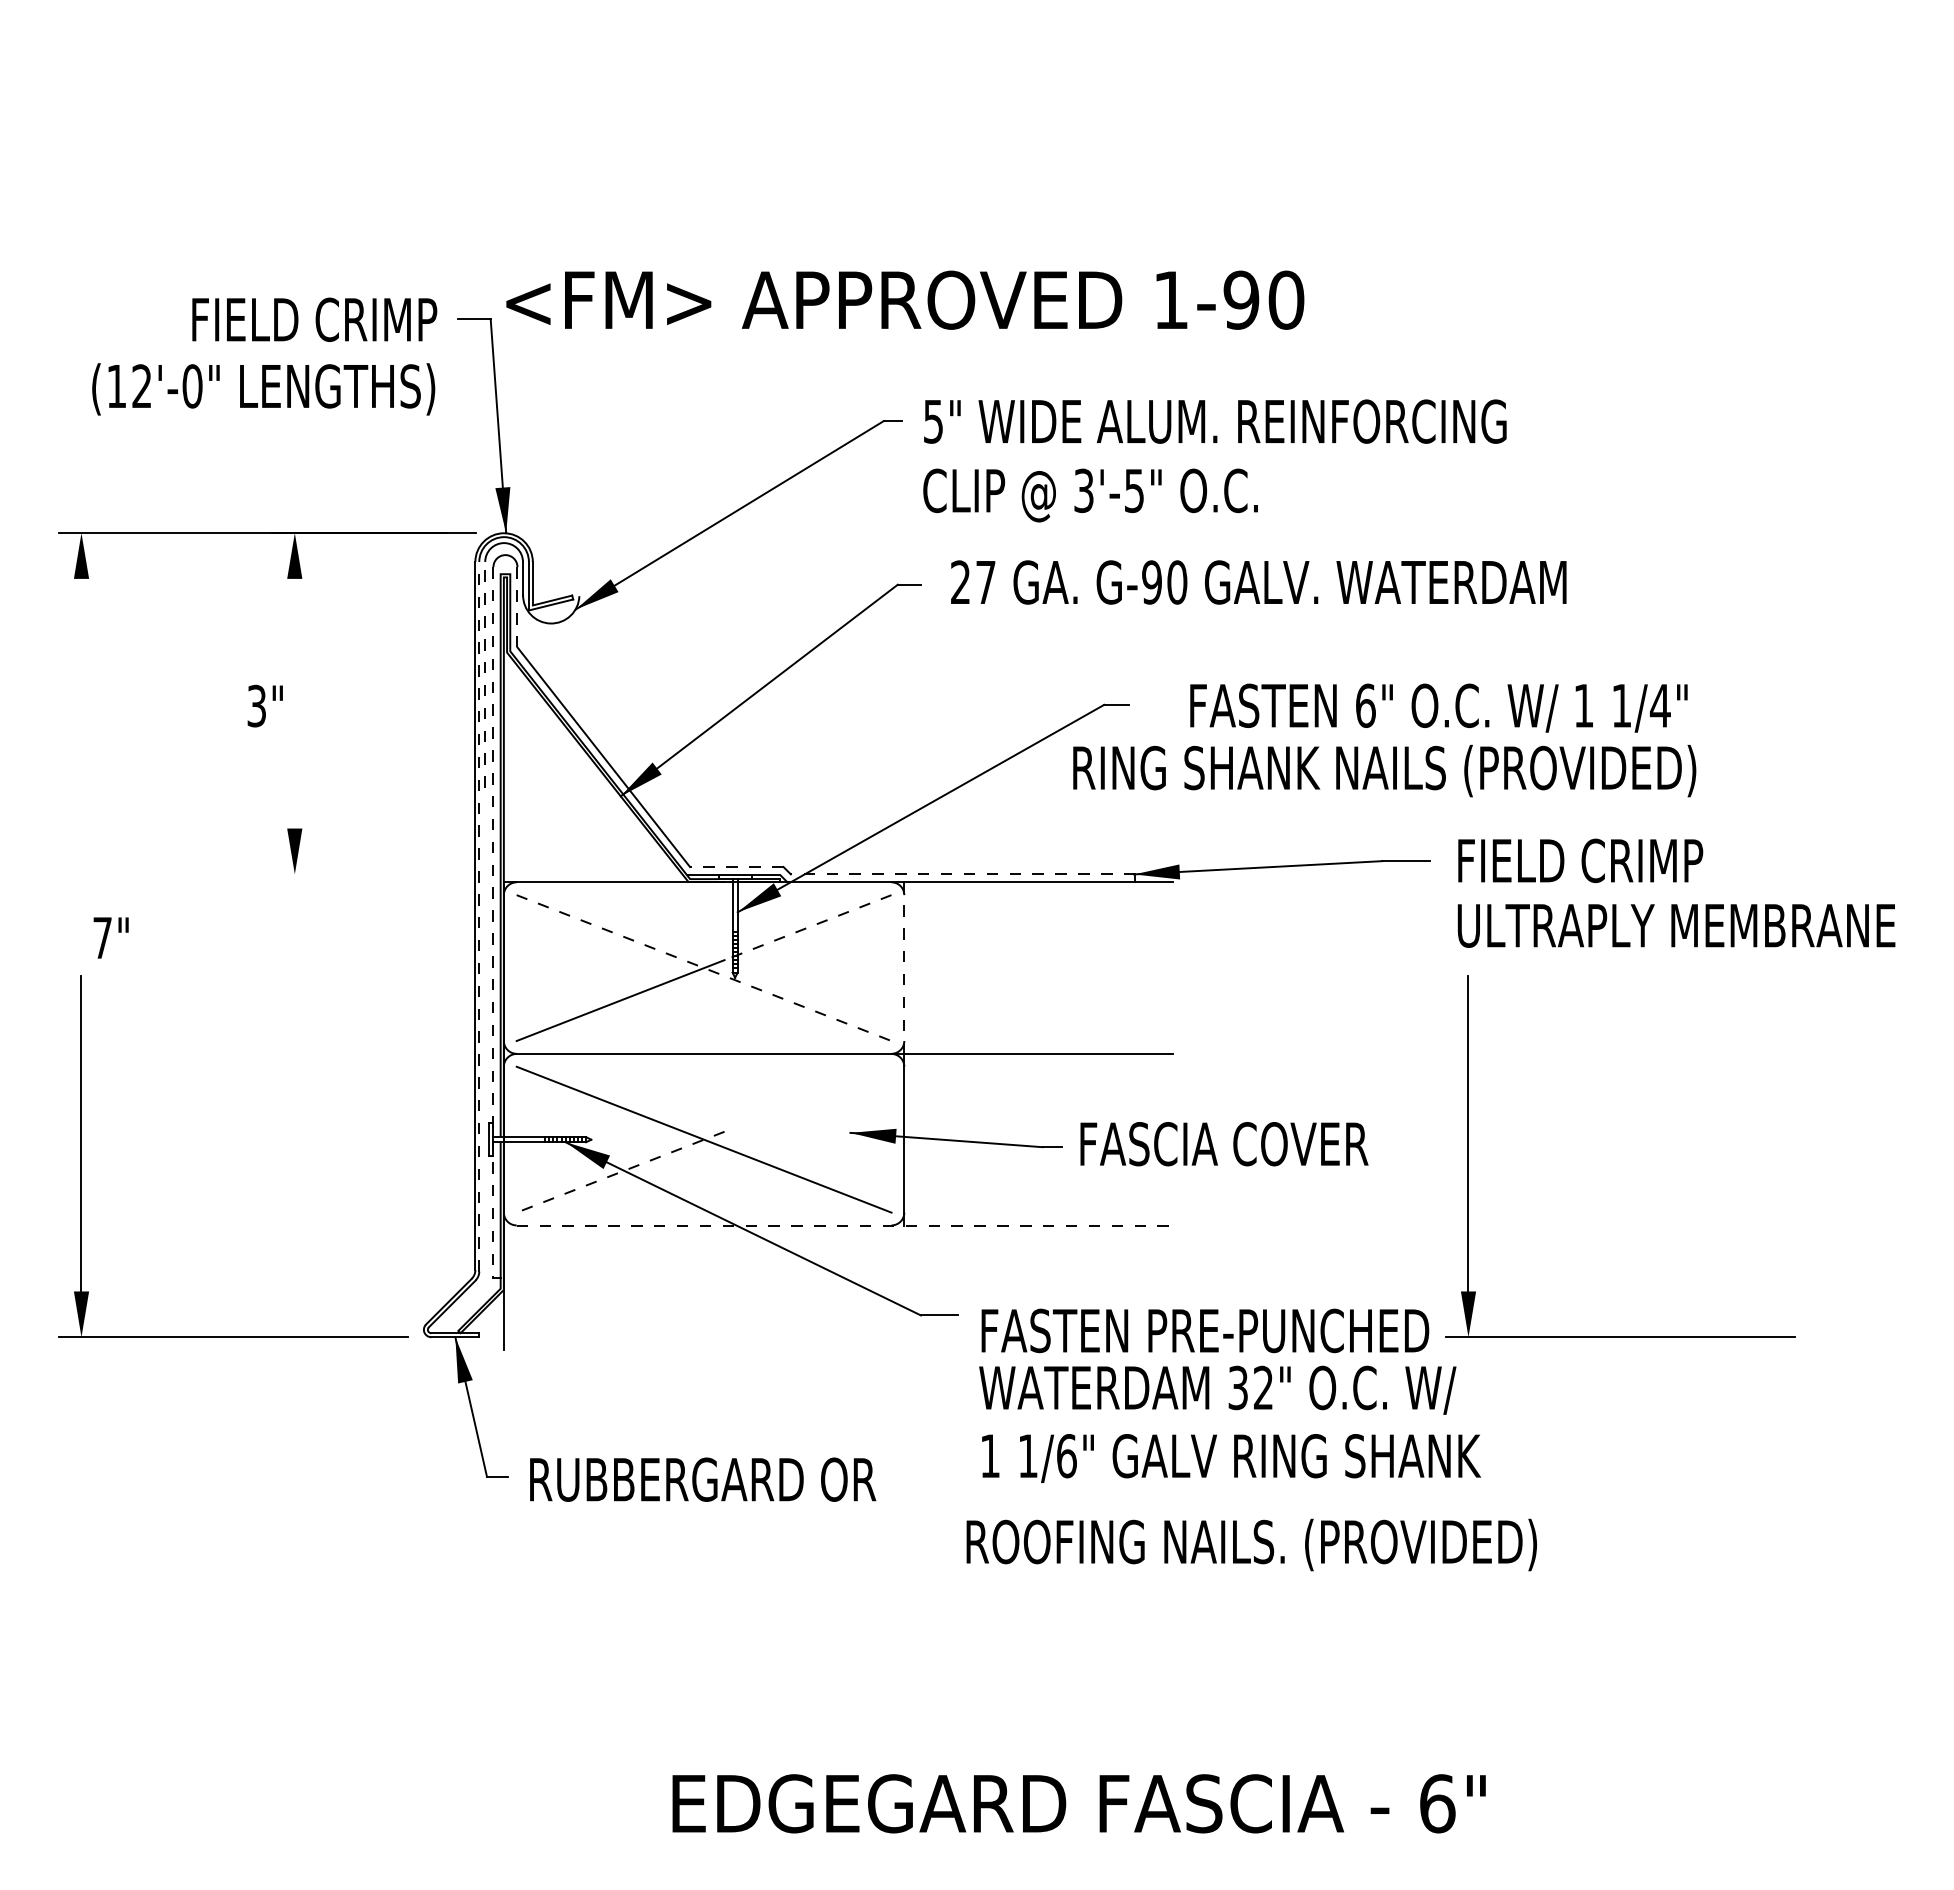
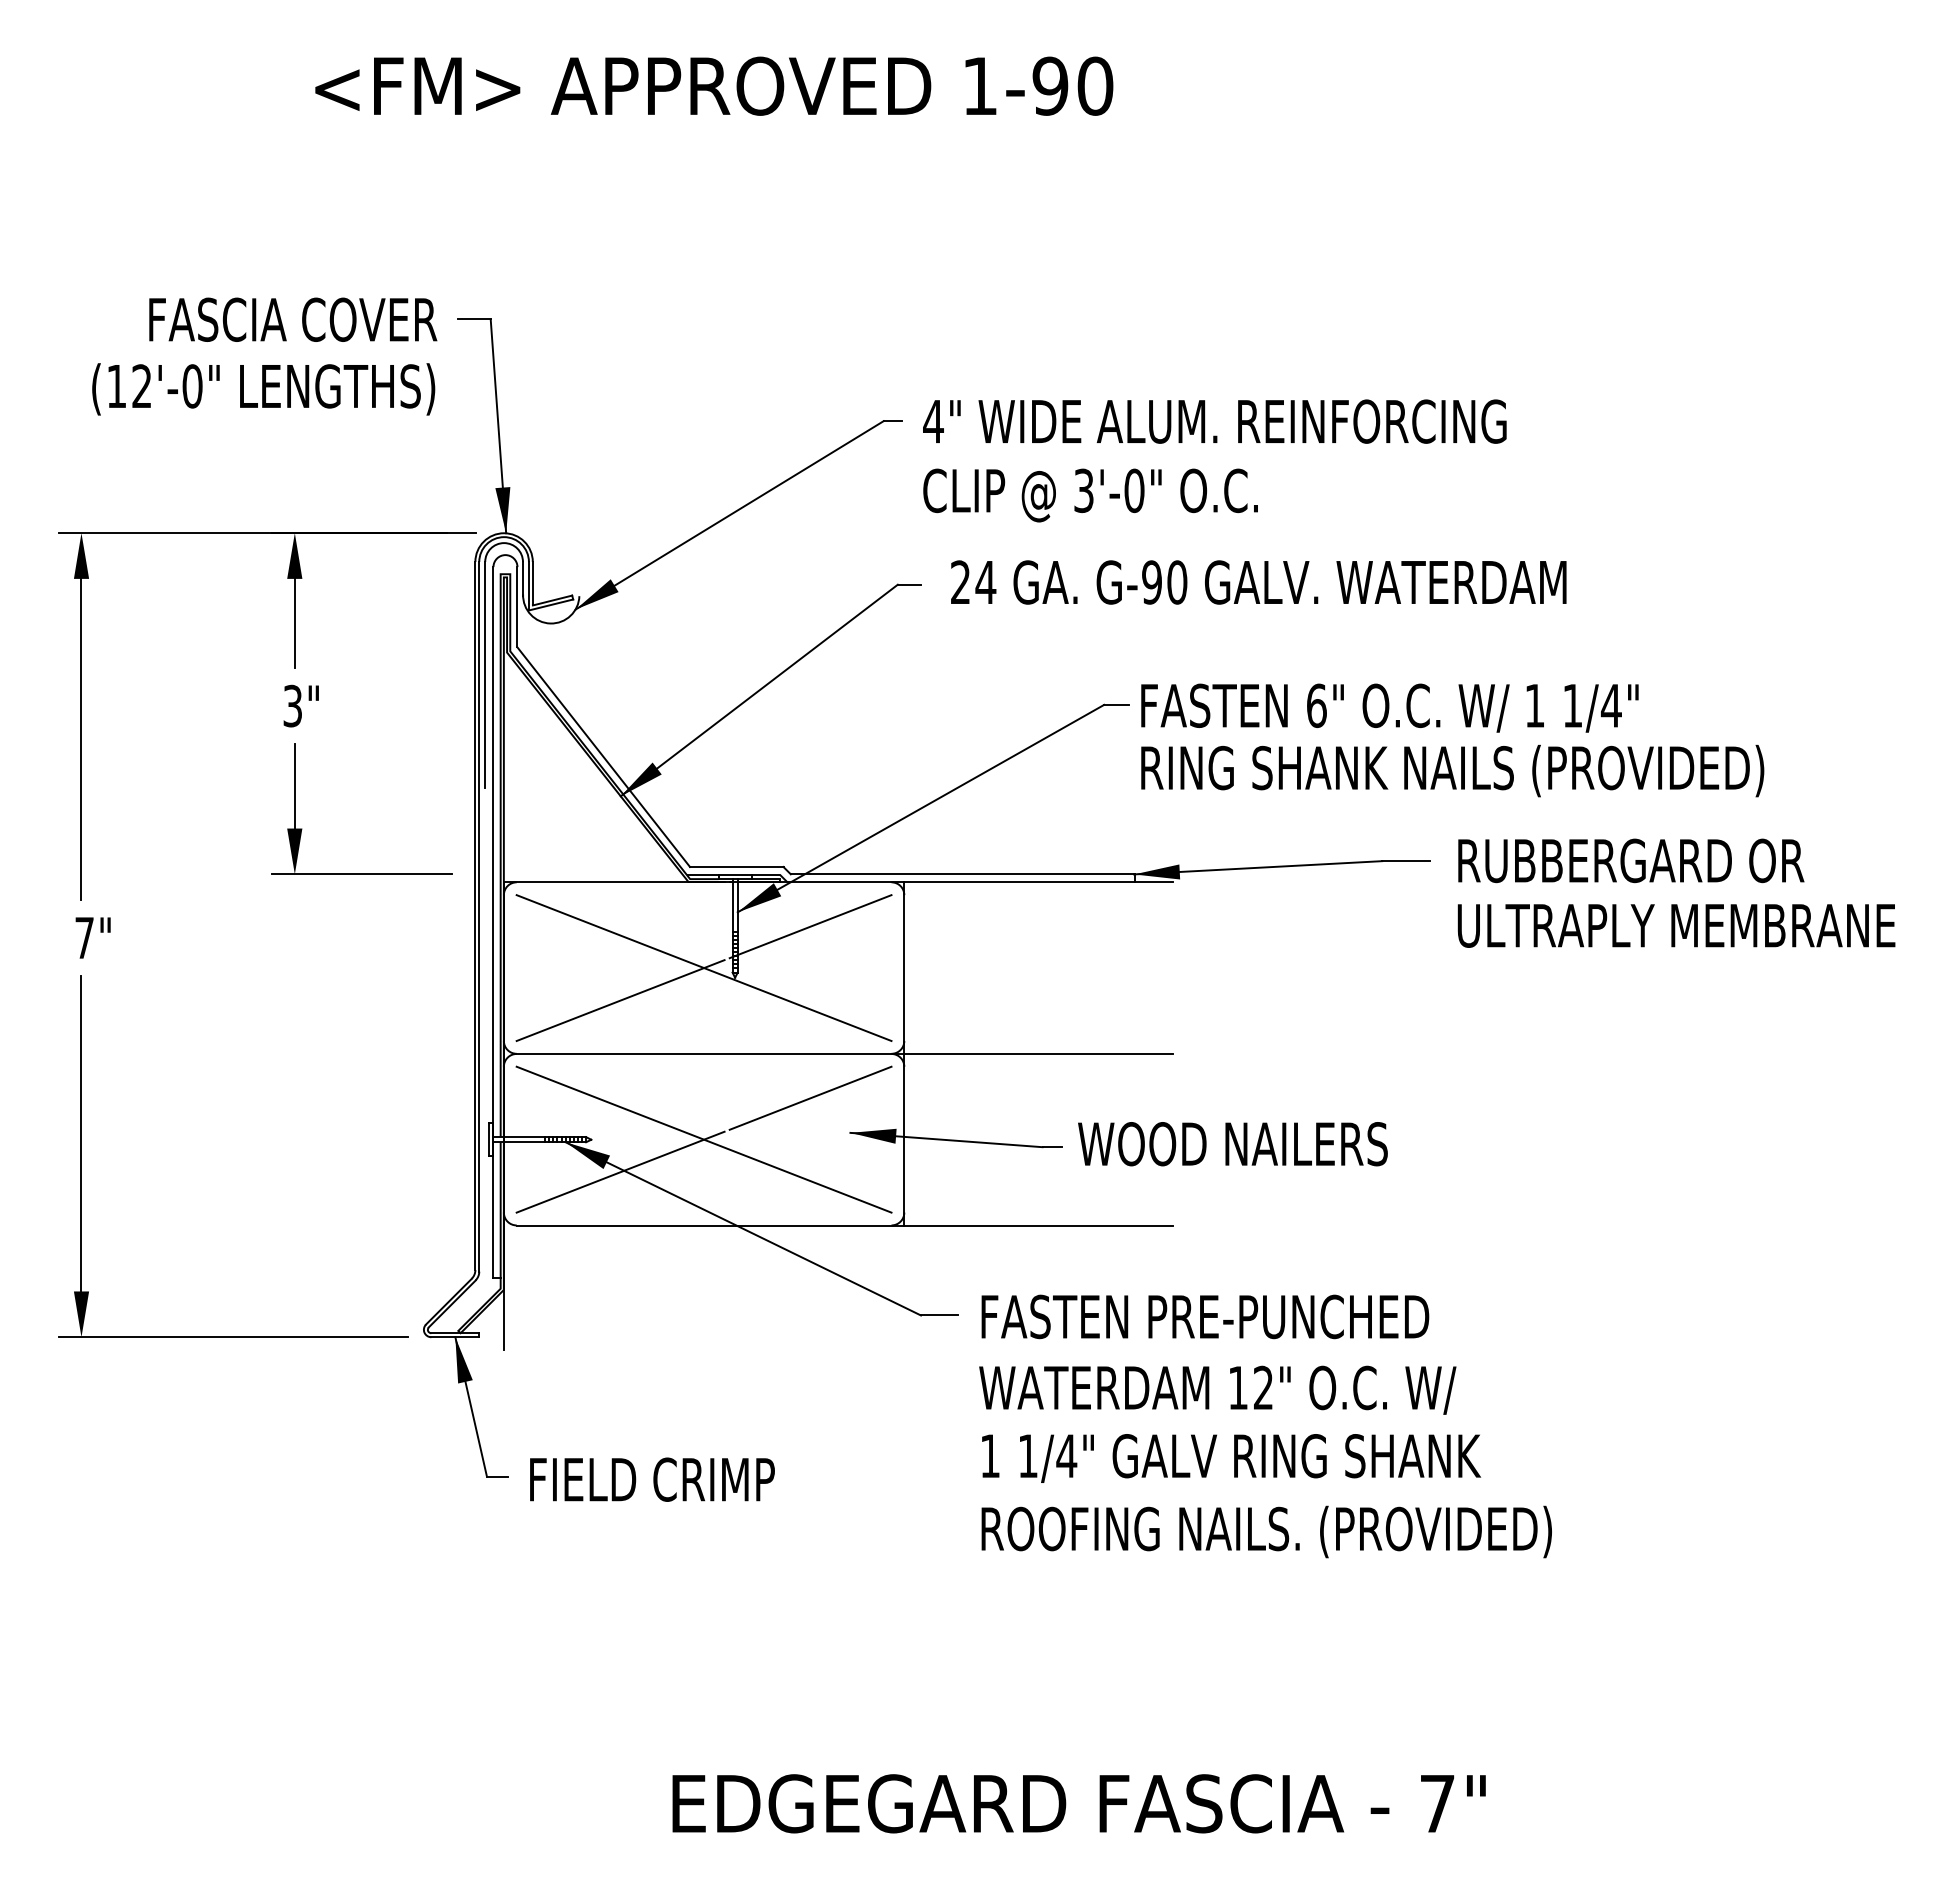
text position: (905, 299) -> (714, 85) (714, 85)
text: FIELD CRIMP -> FASCIA COVER (293, 319)
text: 5" -> 4" (933, 421)
text: 3'-5" -> 3'-0" (1134, 490)
text: 27 -> 24 (985, 582)
line: dashed -> solid (517, 606)
line: none -> present (294, 622)
line: dashed -> solid (485, 674)
text position: (264, 705) -> (300, 705) (300, 705)
text position: (1438, 707) -> (1389, 707) (1389, 707)
line: none -> present (81, 738)
text position: (1384, 770) -> (1452, 770) (1452, 770)
line: none -> present (294, 786)
text: FIELD CRIMP -> RUBBERGARD OR (1633, 860)
line: dashed -> solid (736, 866)
line: none -> present (361, 874)
line: dashed -> solid (962, 874)
line: dashed -> solid (479, 916)
line: dashed -> solid (493, 922)
line: dashed -> solid (810, 926)
text position: (110, 937) -> (92, 937) (92, 937)
line: dashed -> solid (704, 968)
line: dashed -> solid (904, 968)
line: none -> present (810, 1097)
text: FASCIA COVER -> WOOD NAILERS (1232, 1144)
part: present -> none (1468, 1156)
line: dashed -> solid (620, 1172)
line: dashed -> solid (845, 1225)
text position: (1205, 1330) -> (1205, 1316) (1205, 1316)
text: 32" -> 12" (1237, 1387)
text: 1/6" -> 1/4" (1066, 1456)
text: RUBBERGARD OR -> FIELD CRIMP (705, 1479)
text position: (1251, 1544) -> (1266, 1531) (1266, 1531)
text: 6" -> 7" (1437, 1803)
